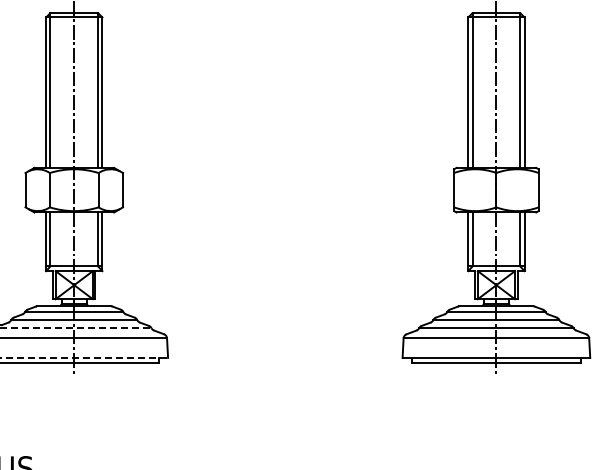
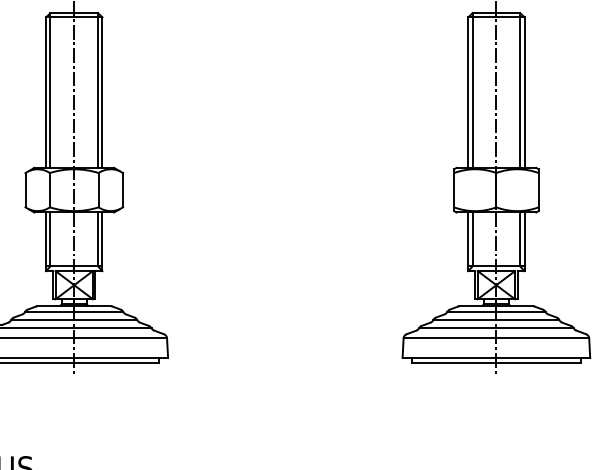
line: dashed -> solid (75, 328)
line: dashed -> solid (84, 357)
